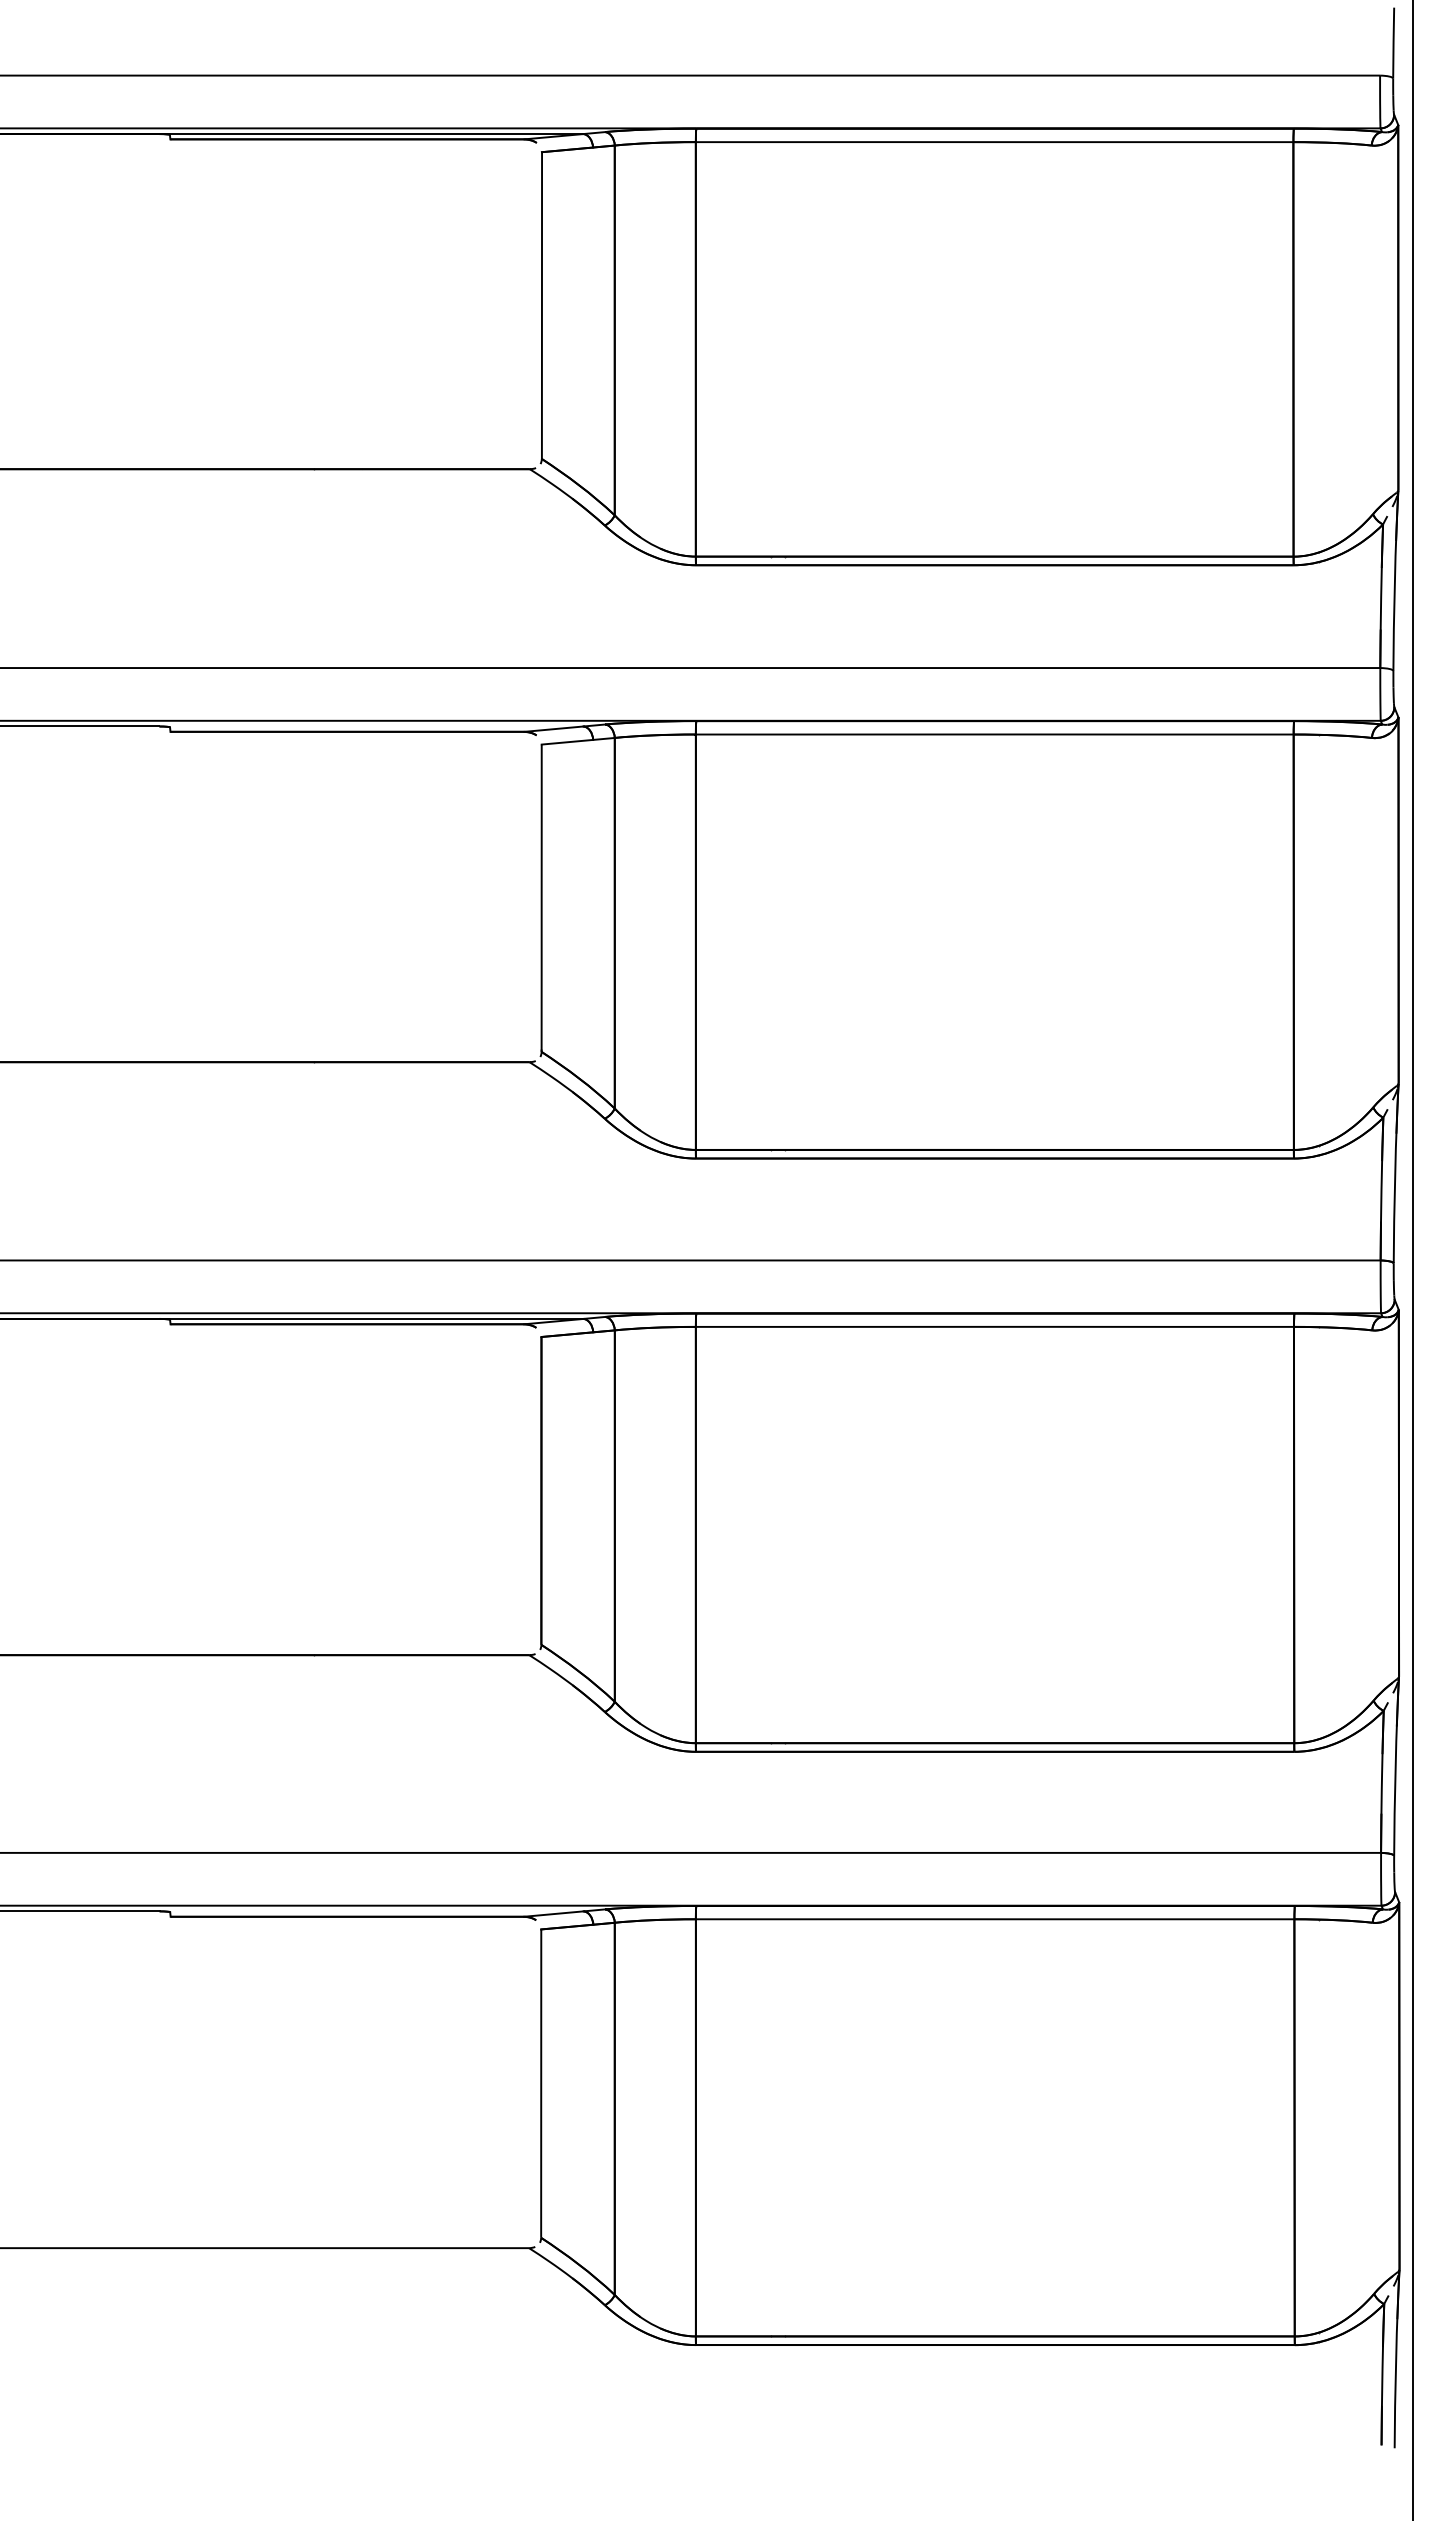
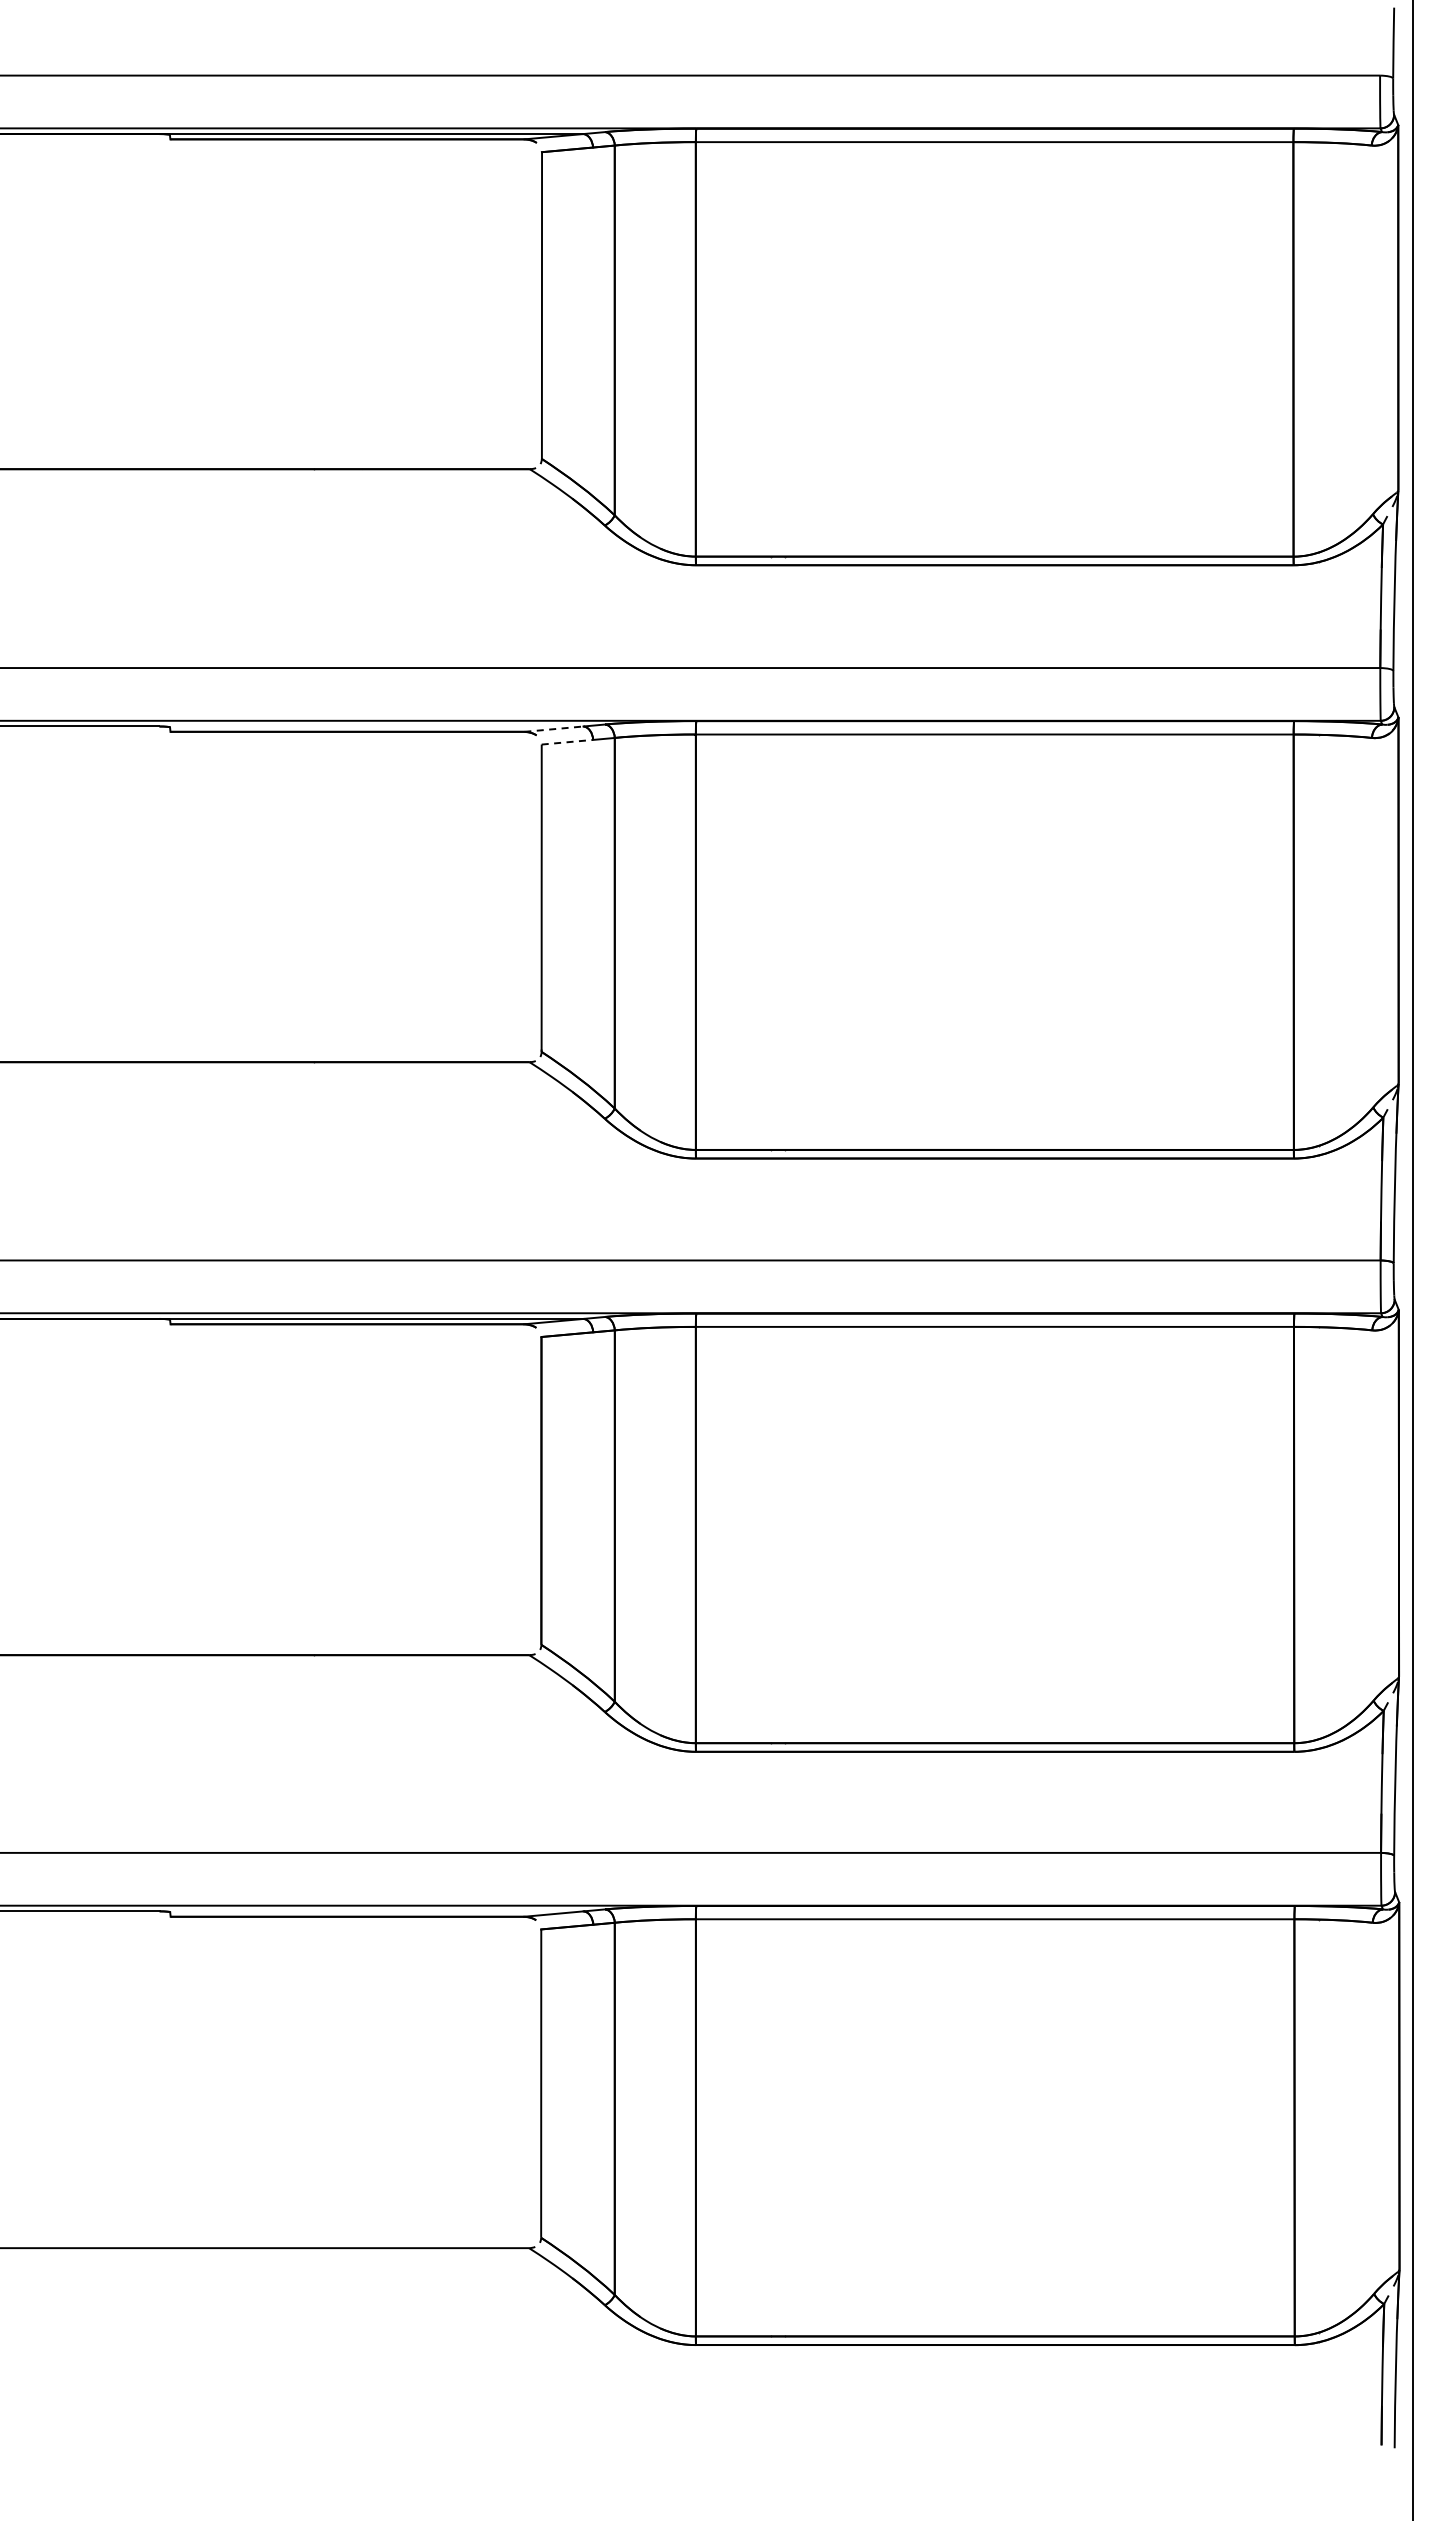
line: solid -> dashed (553, 729)
line: solid -> dashed (567, 742)
